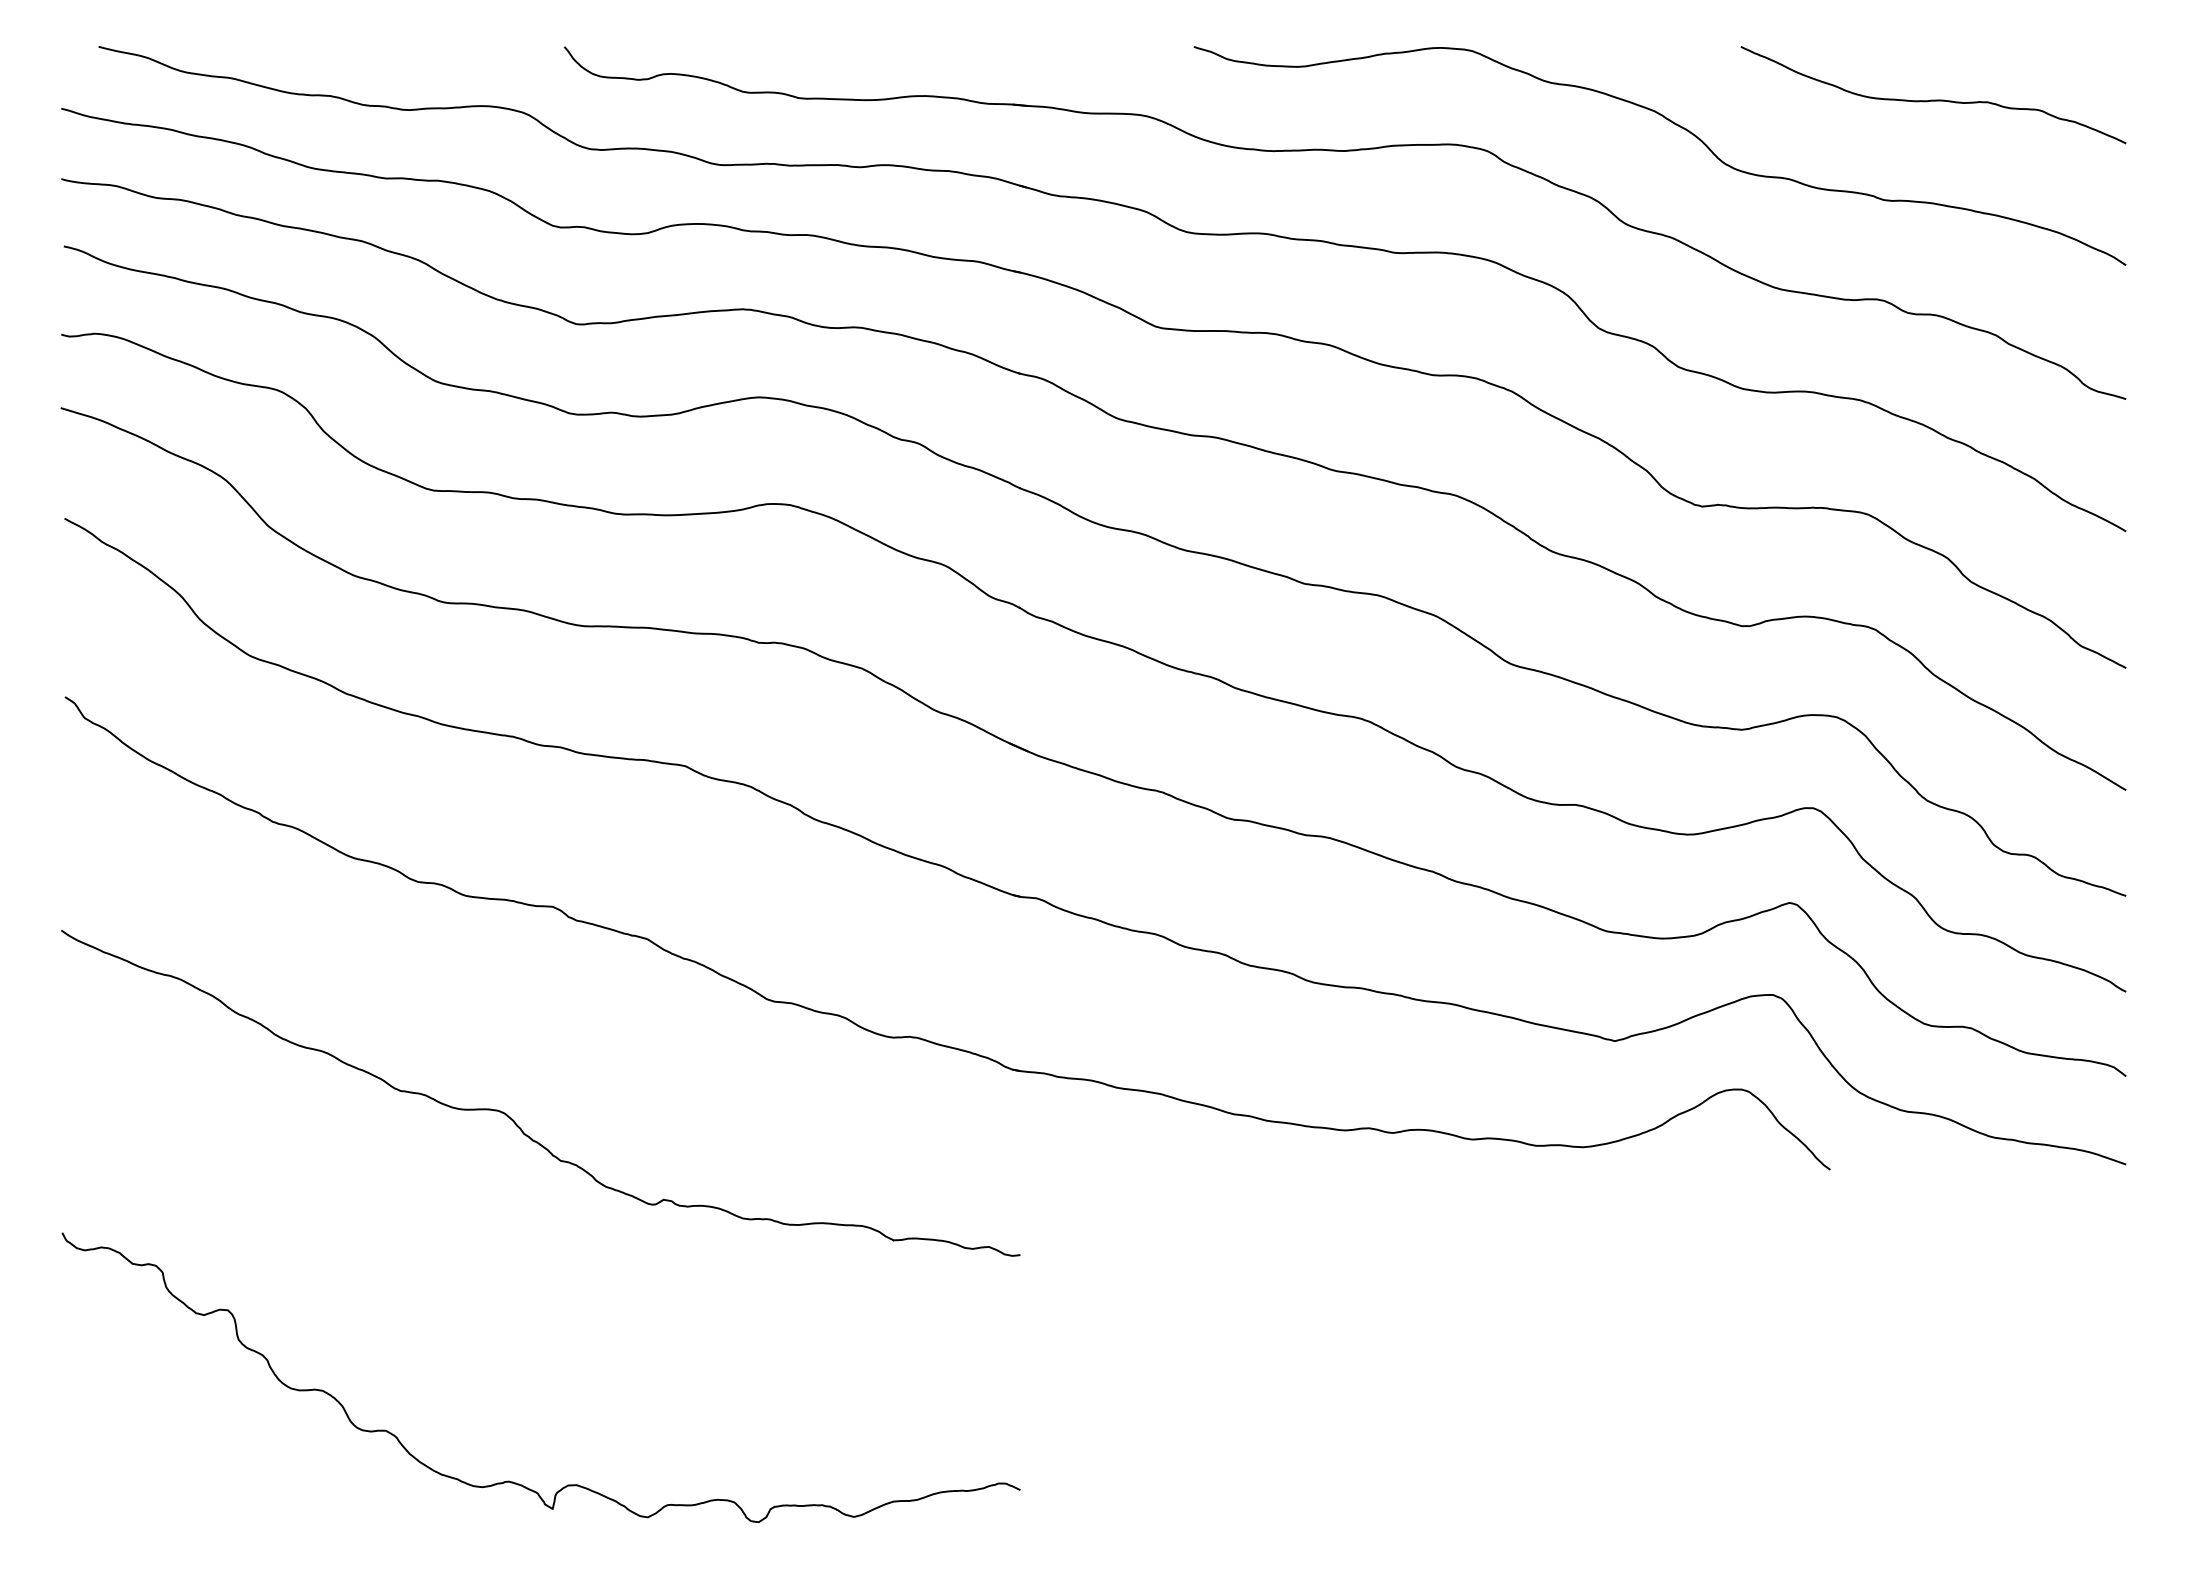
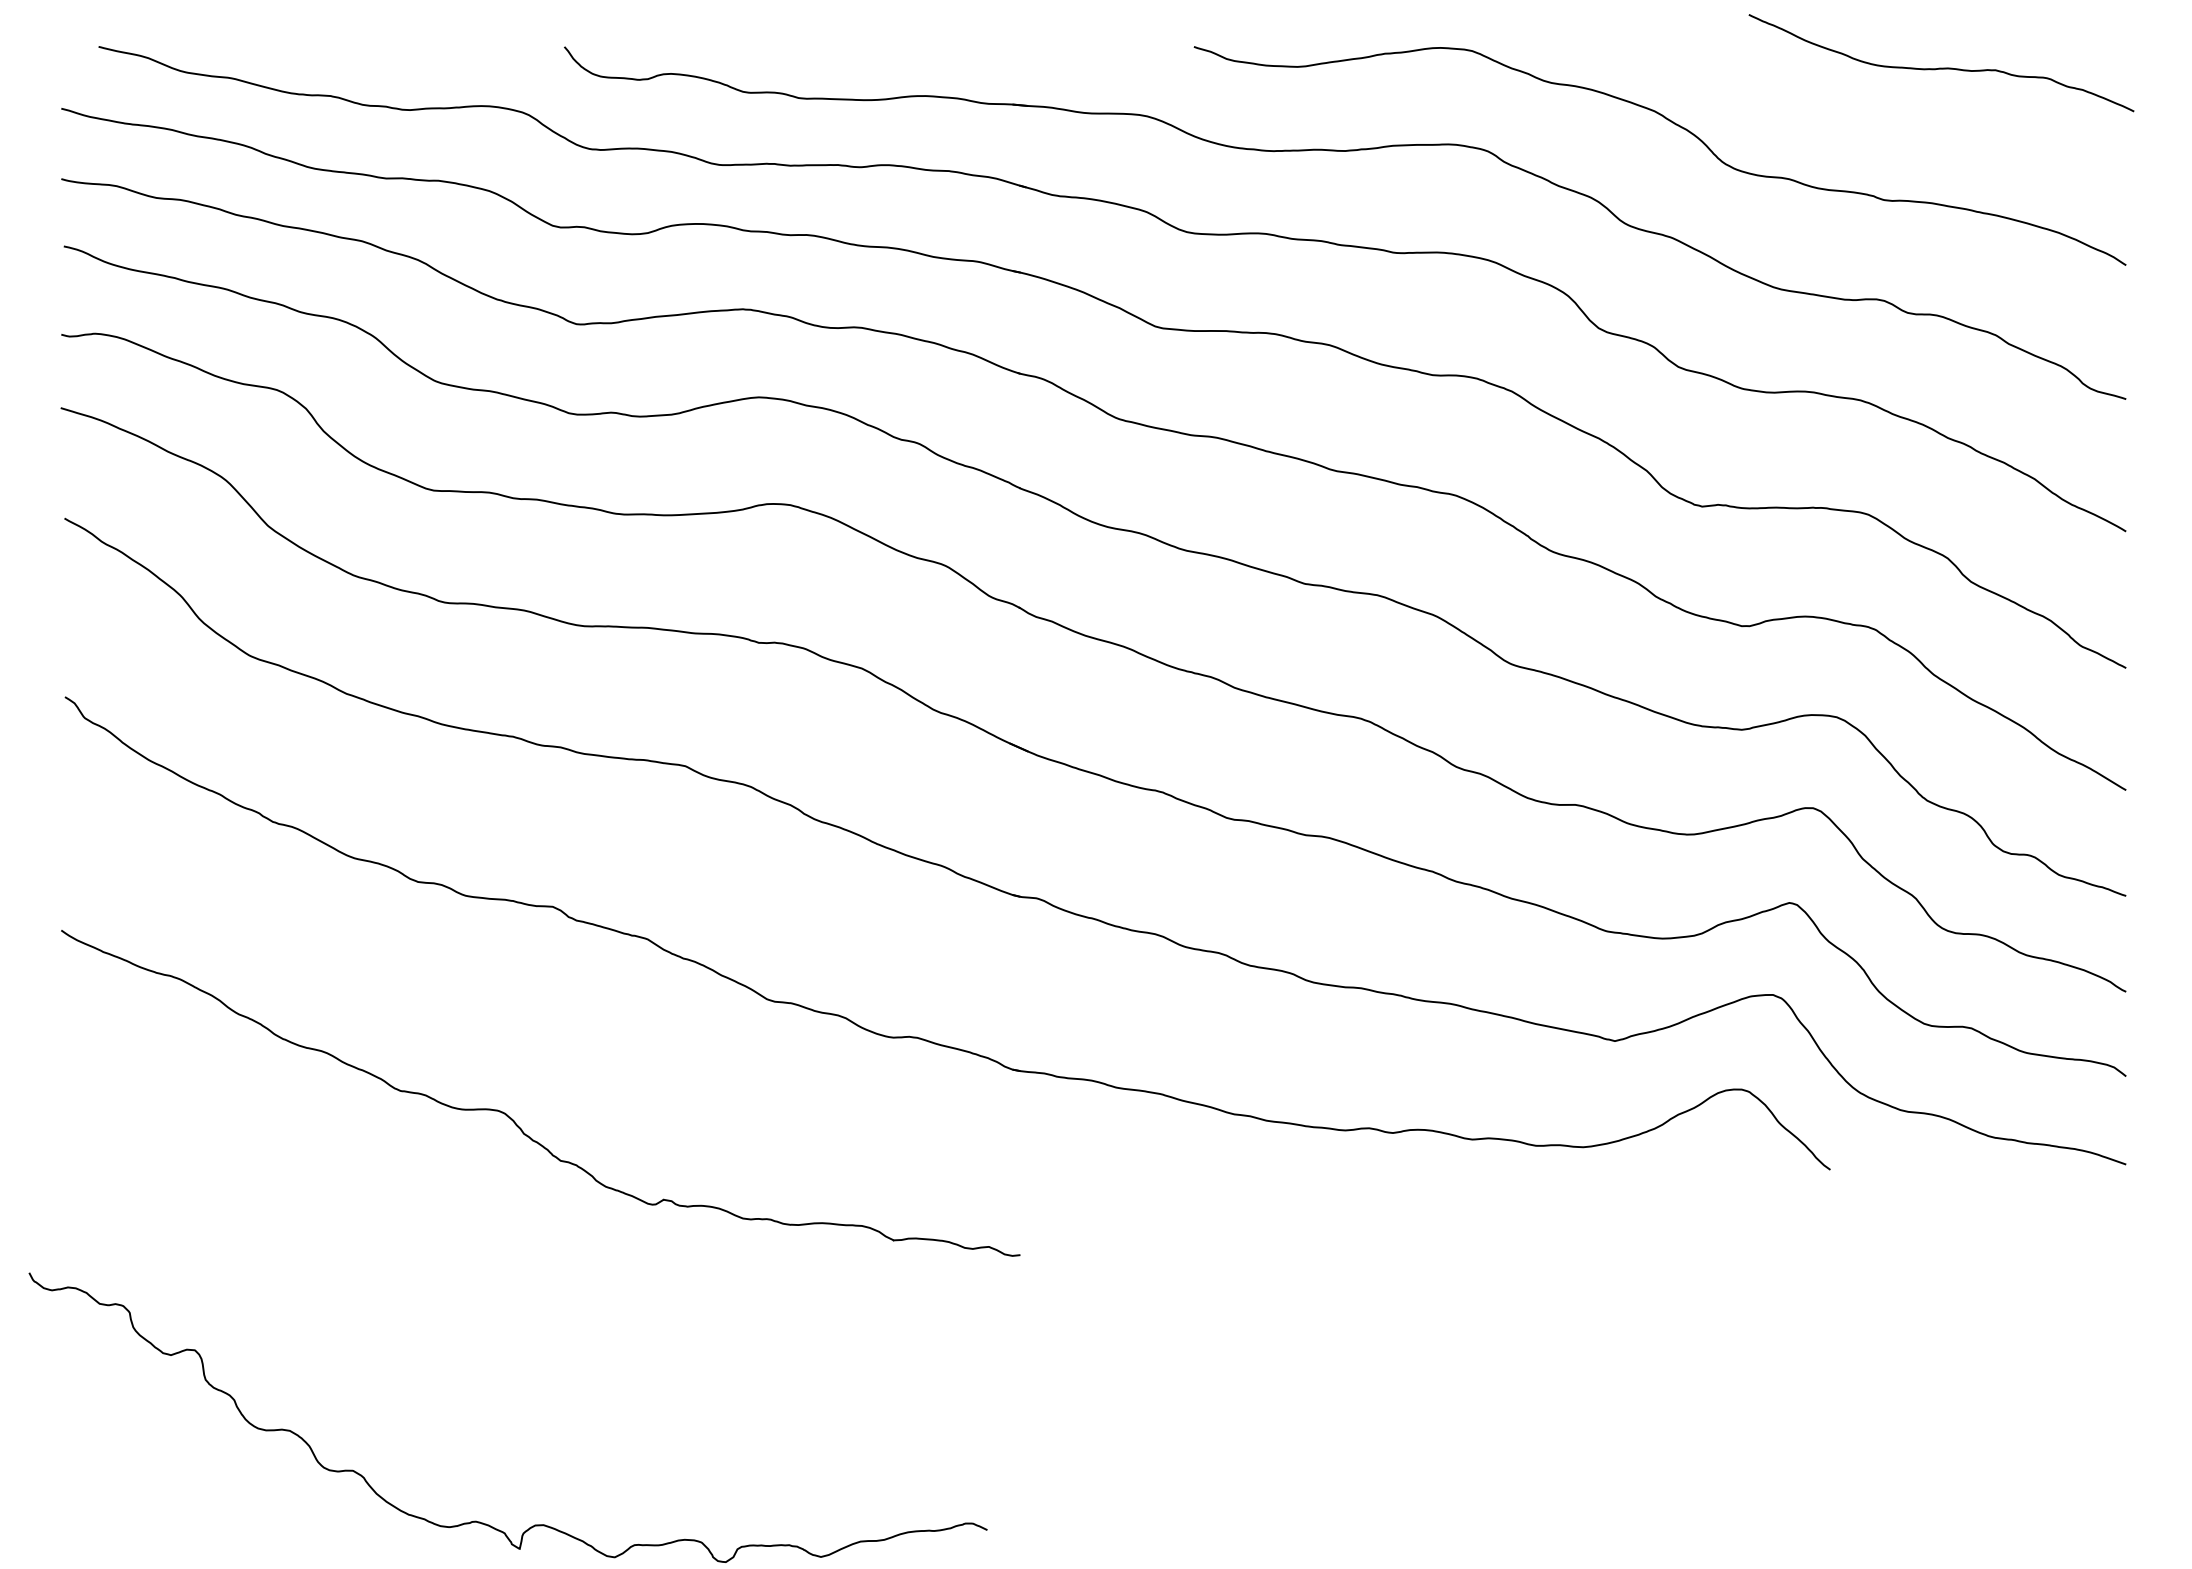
curve position: (1933, 99) -> (1941, 67) (1941, 67)
curve position: (513, 1481) -> (480, 1521) (480, 1521)
